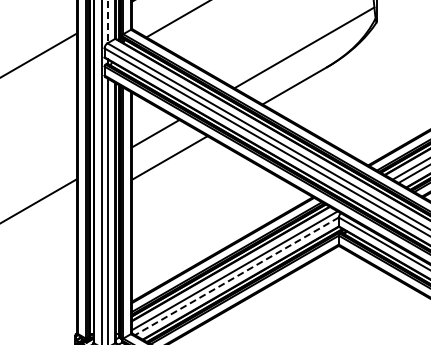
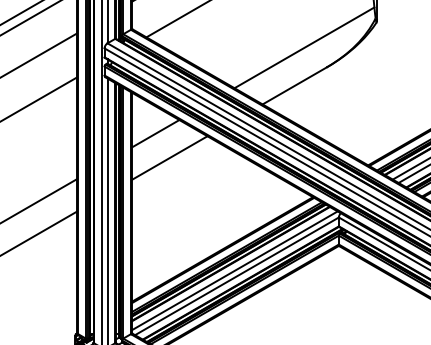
line: none -> present (20, 12)
line: none -> present (29, 18)
line: dashed -> solid (107, 22)
line: none -> present (39, 98)
line: none -> present (39, 232)
line: dashed -> solid (237, 276)
